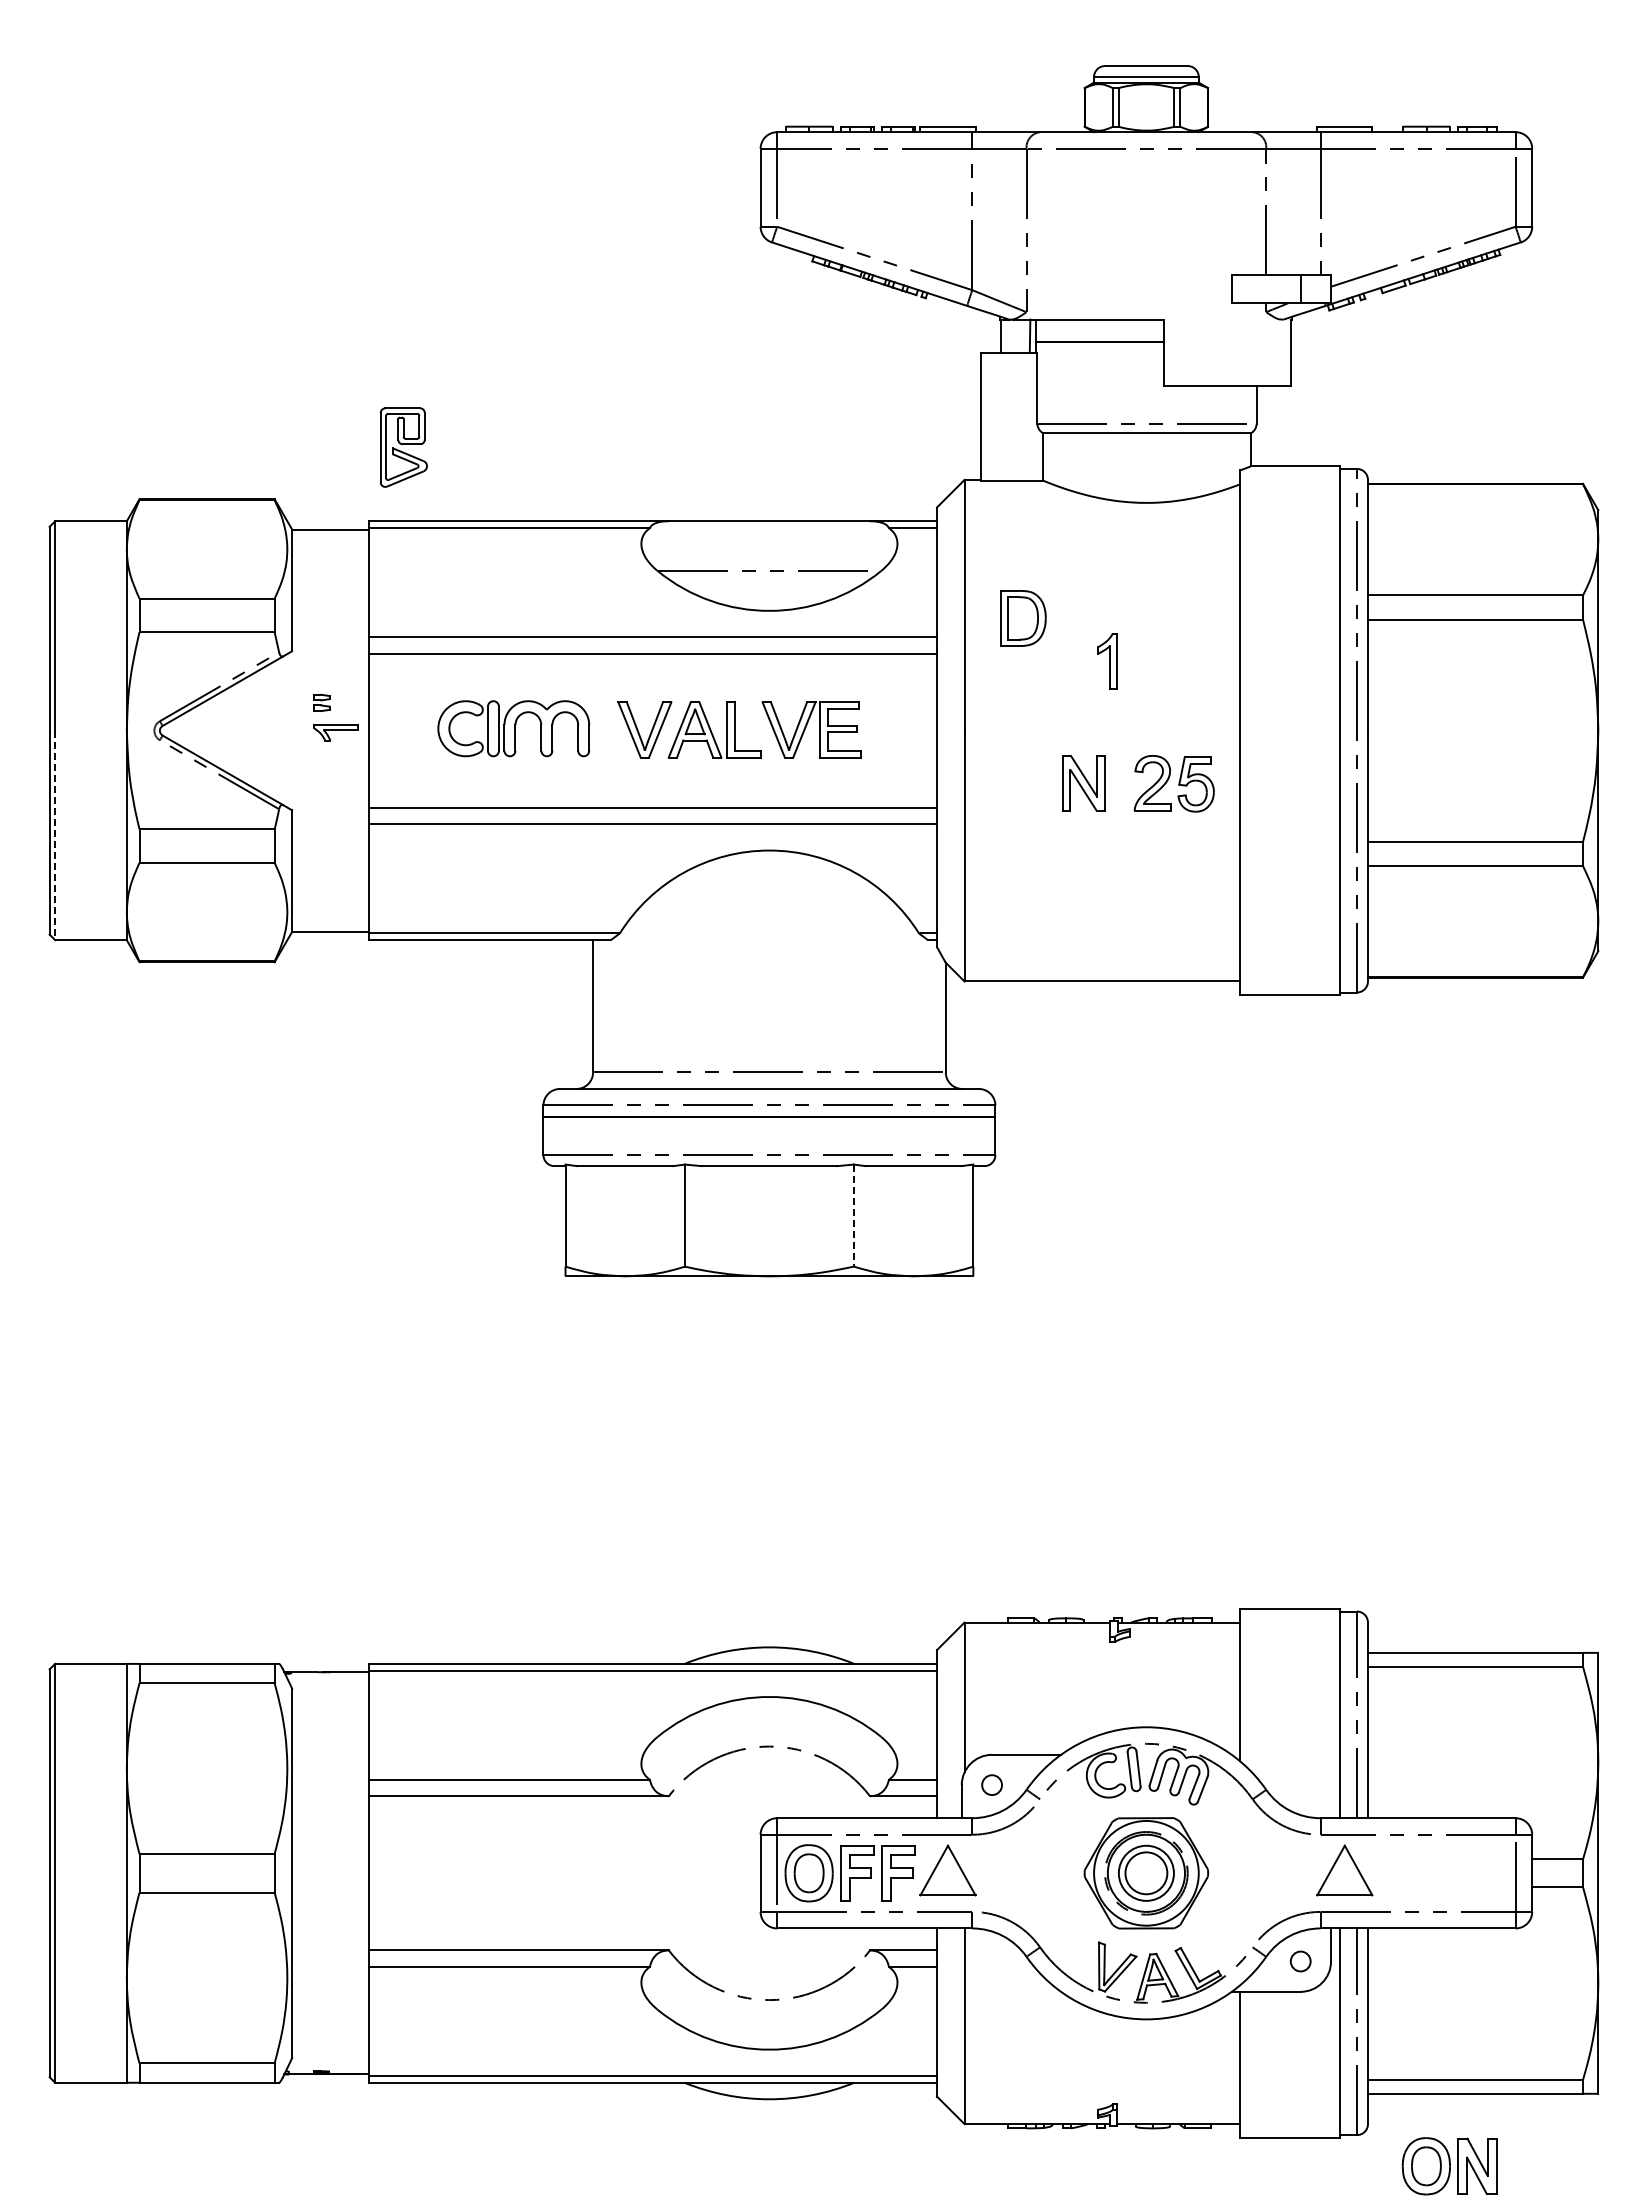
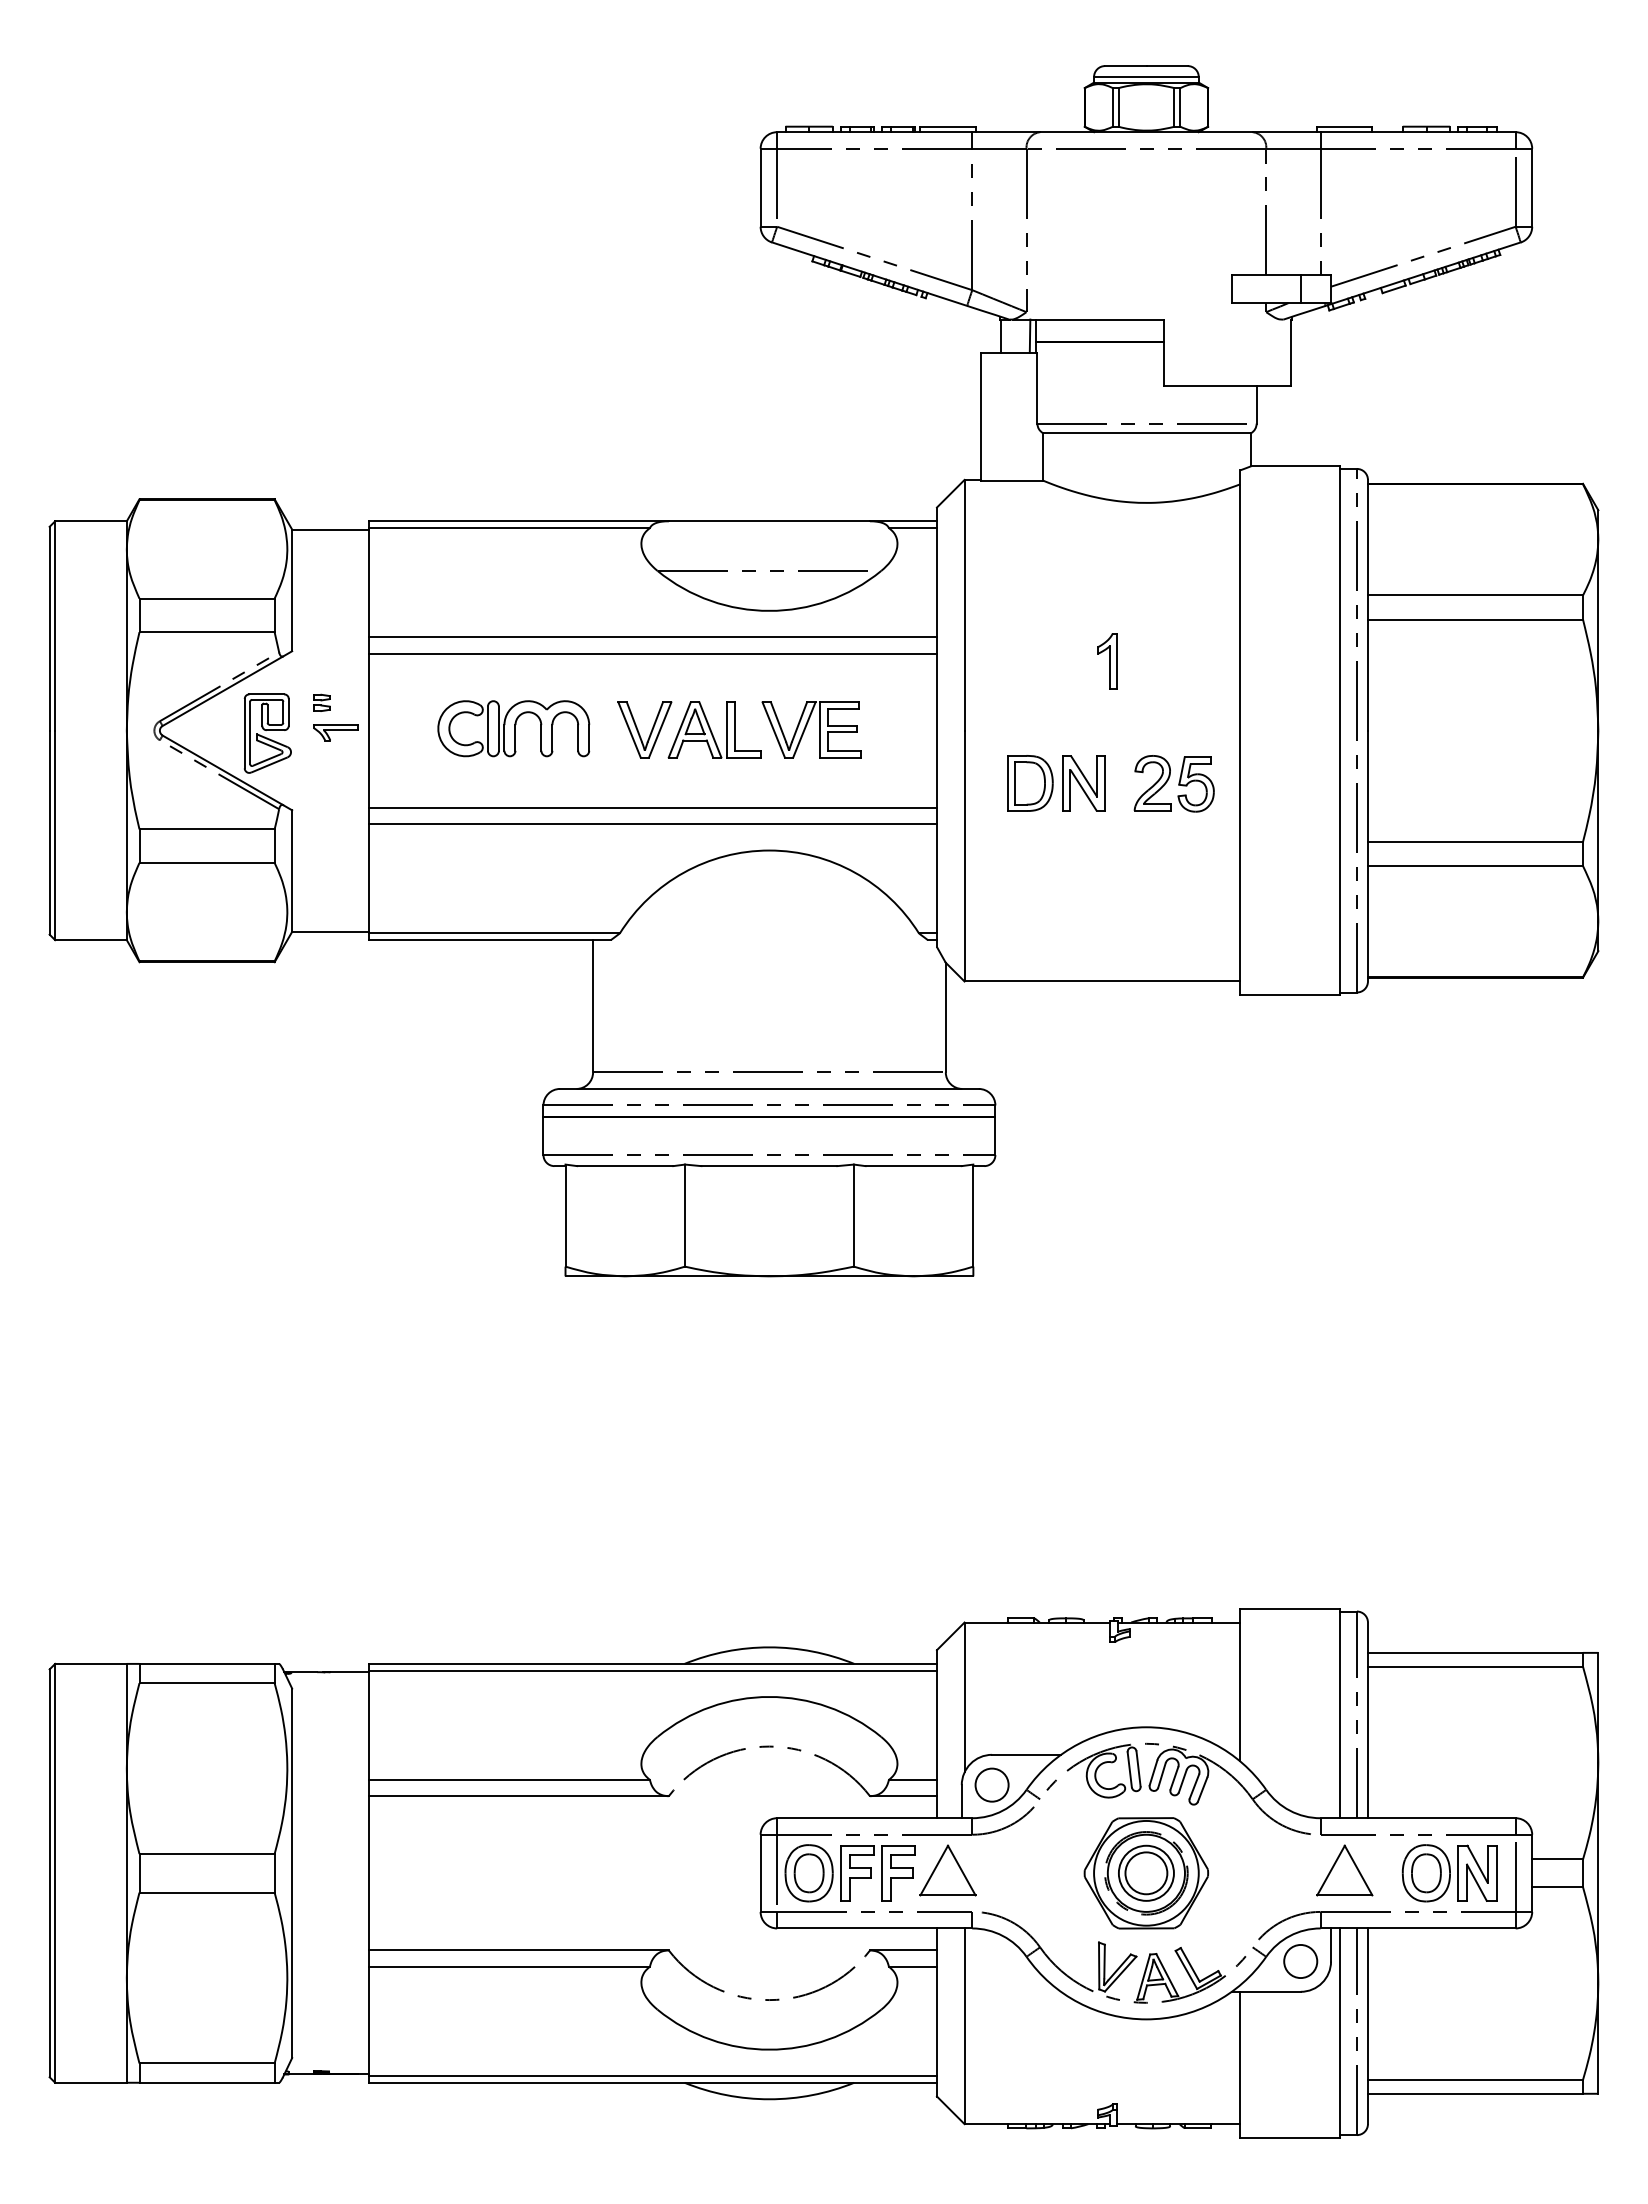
part position: (403, 447) -> (267, 733) (267, 733)
part position: (1023, 618) -> (1030, 783) (1030, 783)
line: dashed -> solid (55, 835)
line: dashed -> solid (853, 1216)
circle diameter: 20 px -> 33 px (991, 1784)
circle diameter: 20 px -> 33 px (1300, 1961)
part position: (1449, 2166) -> (1449, 1873) (1449, 1873)
